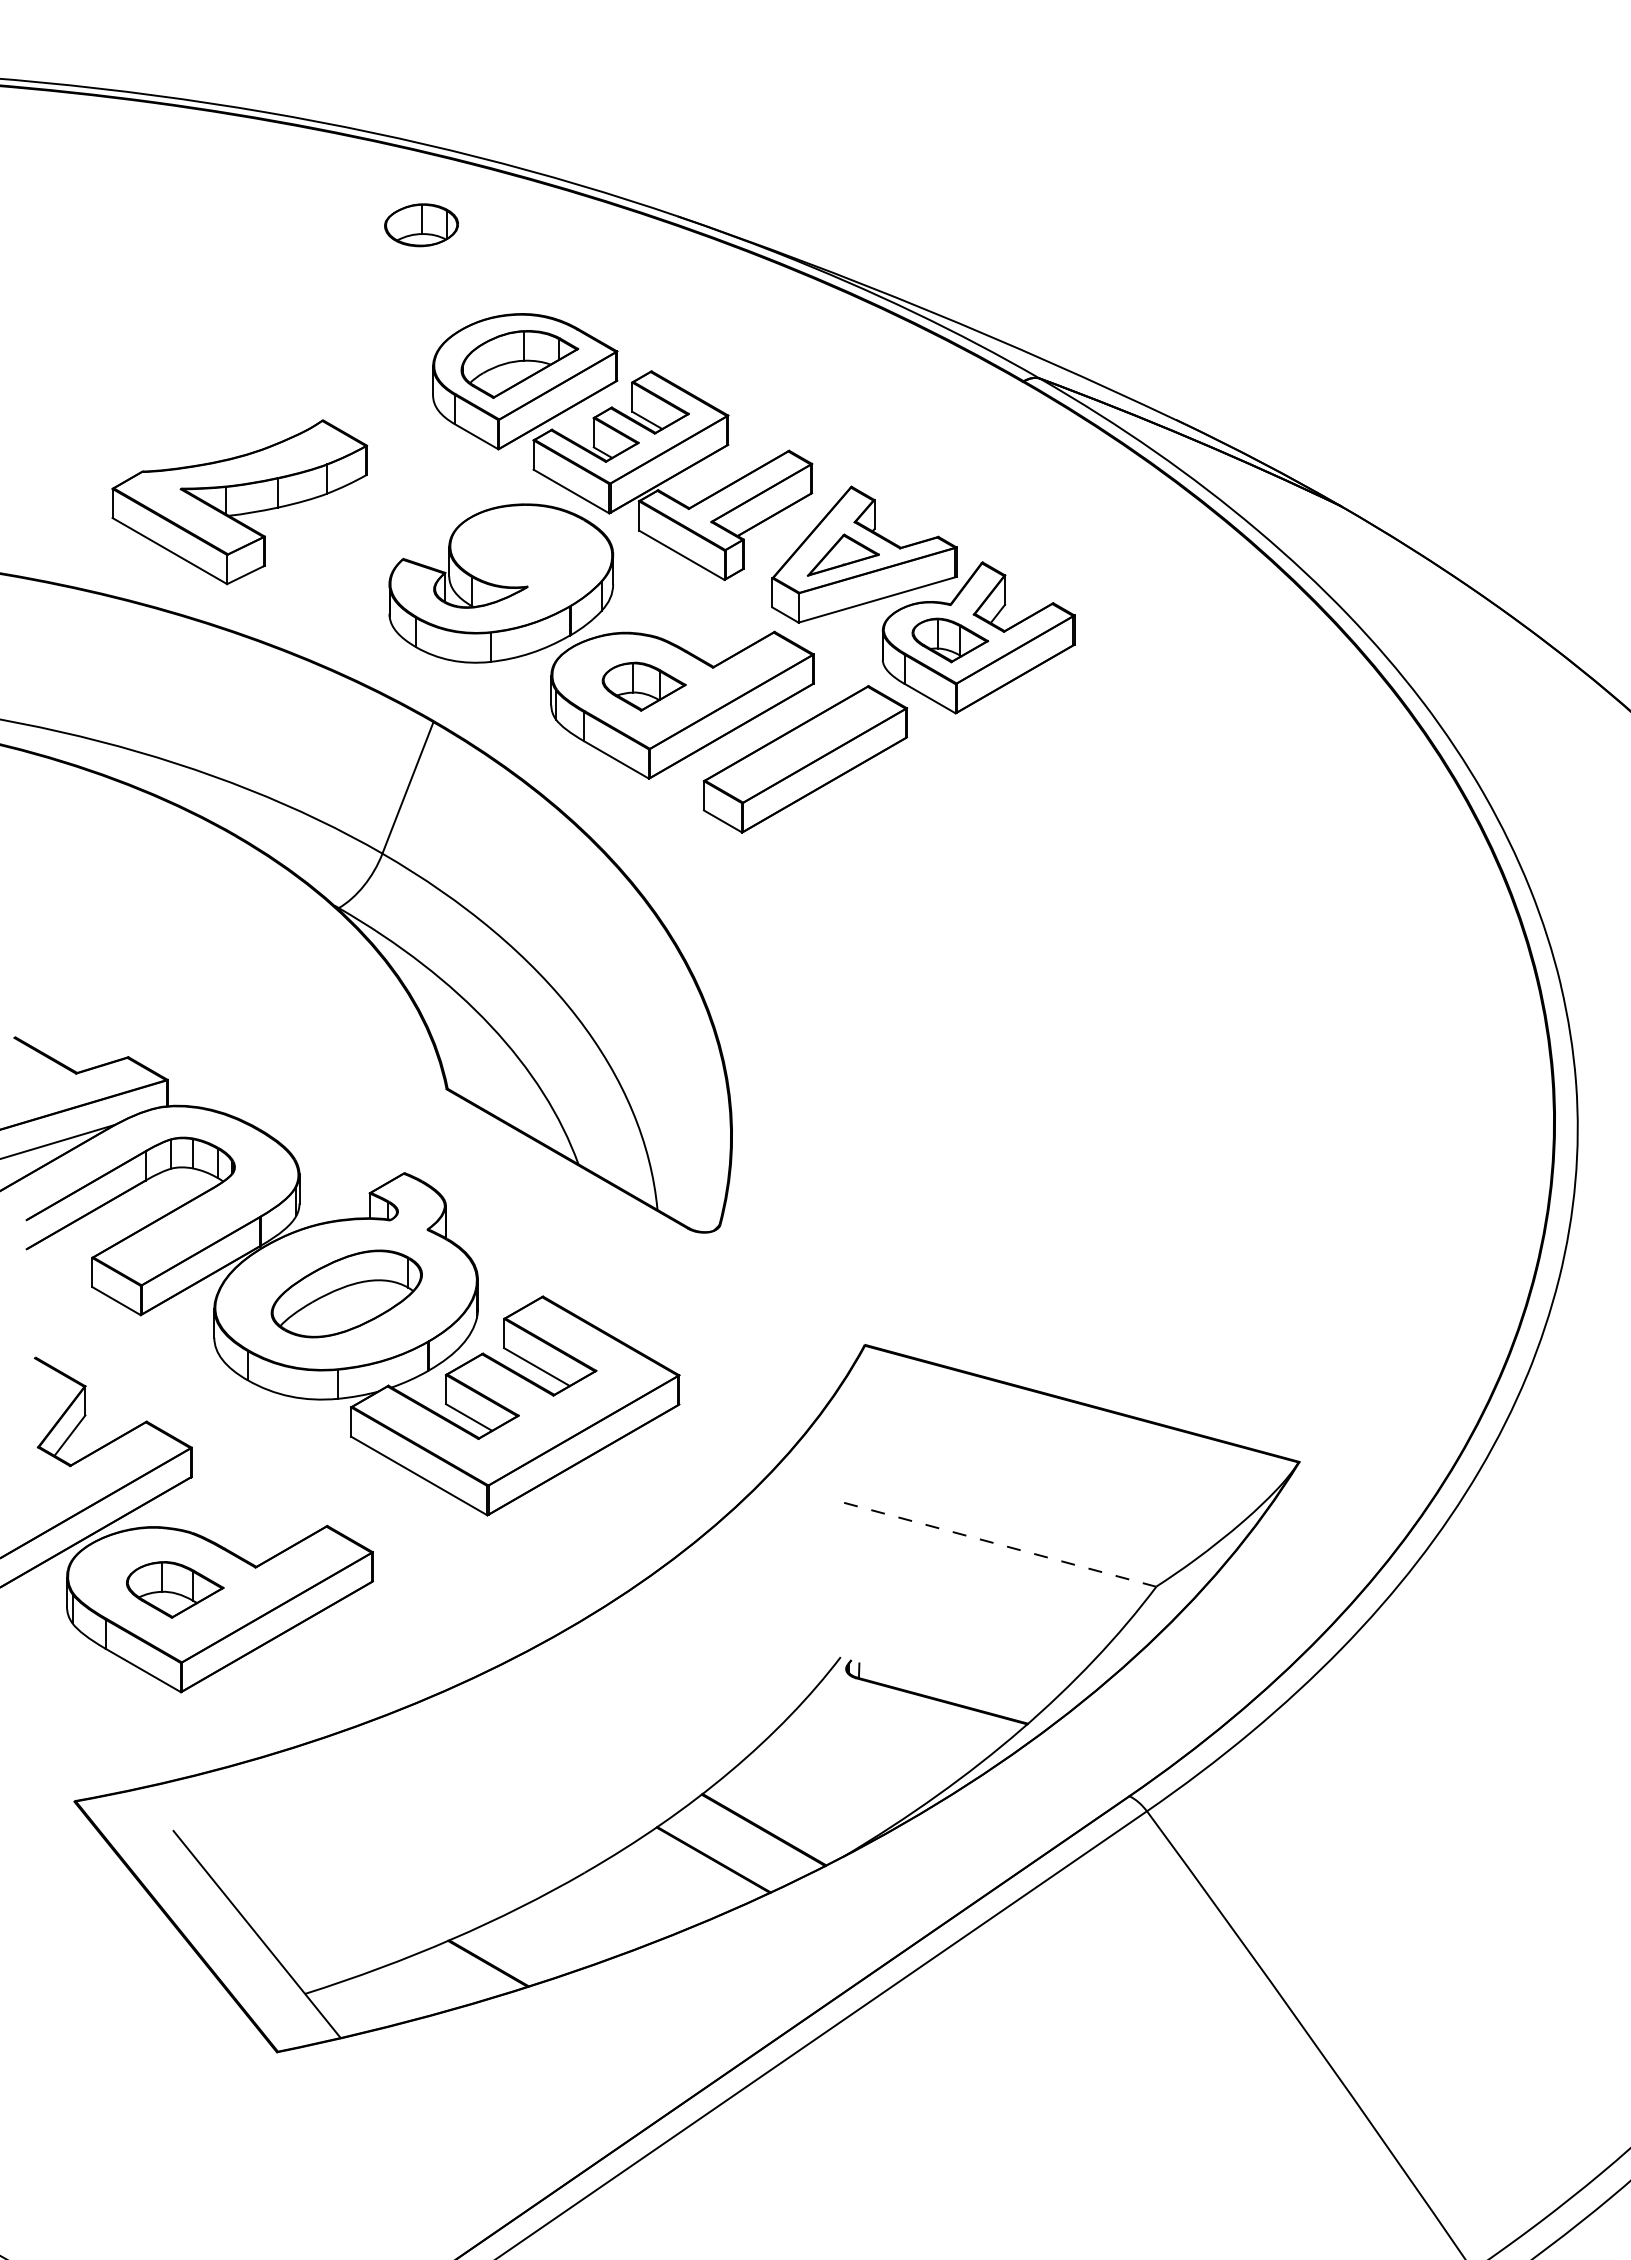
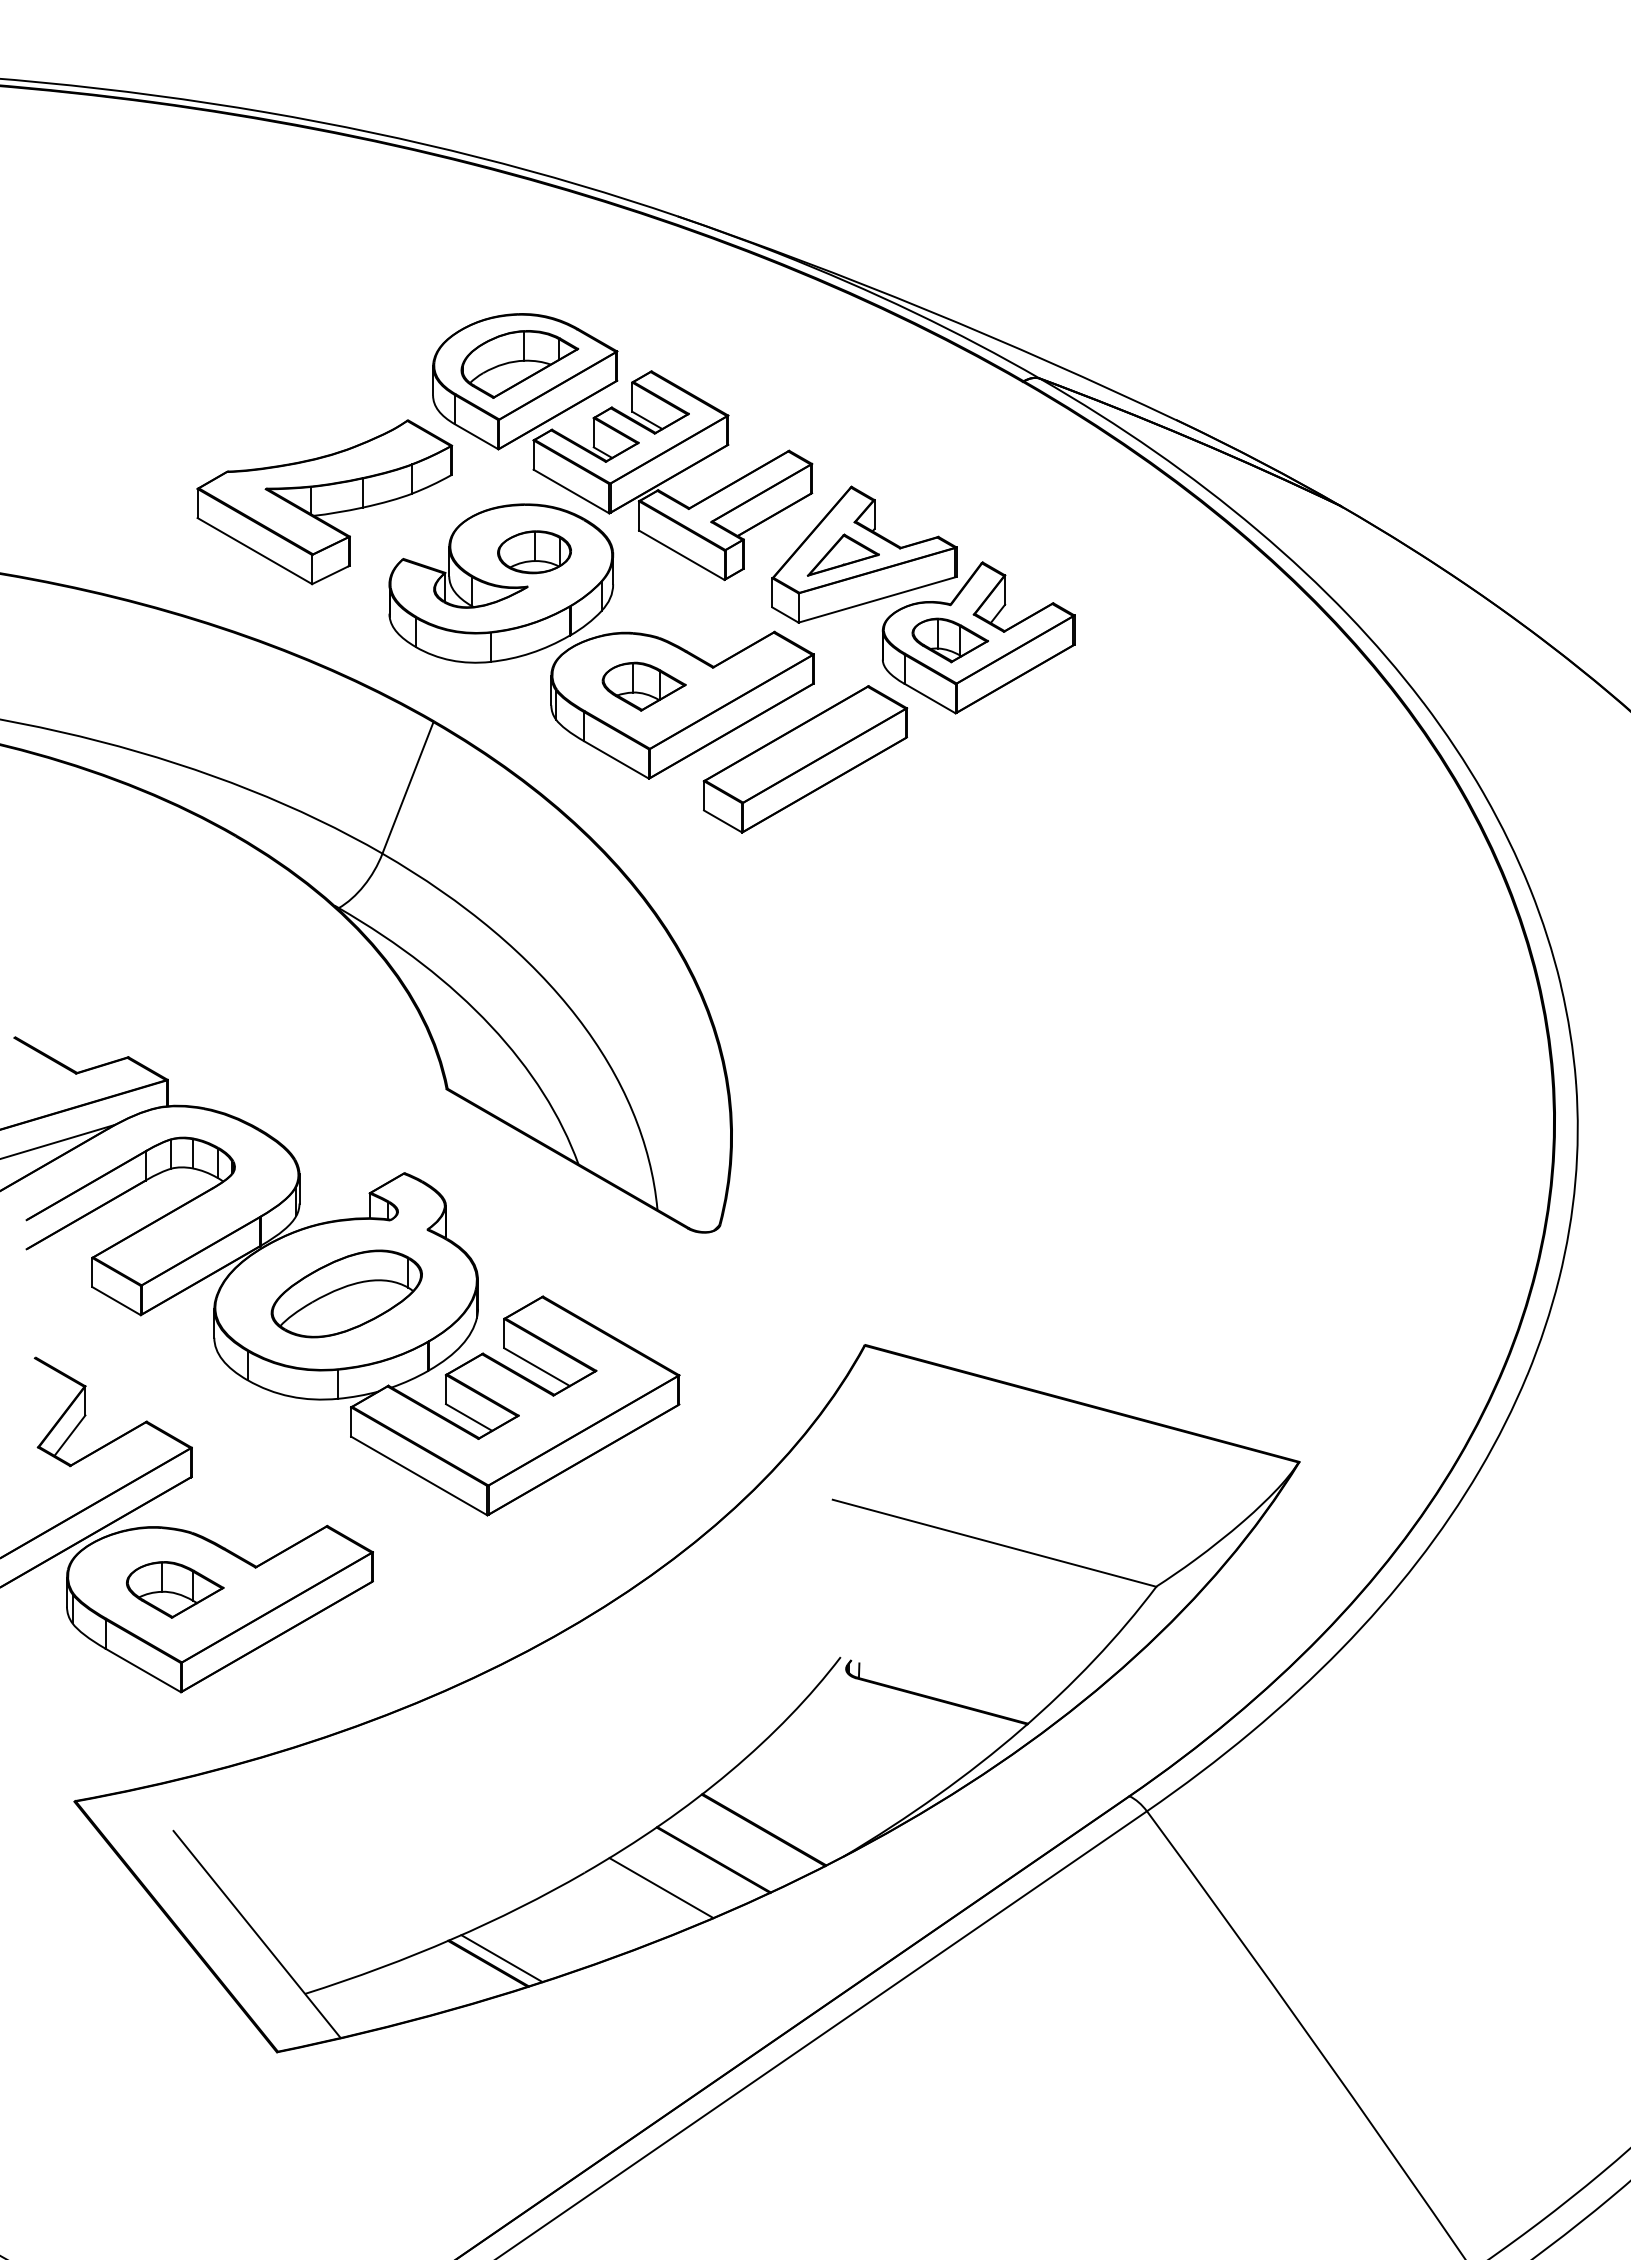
part position: (421, 225) -> (534, 552) (534, 552)
part position: (239, 502) -> (324, 502) (324, 502)
line: dashed -> solid (994, 1543)
line: none -> present (661, 1888)
line: none -> present (501, 1958)
